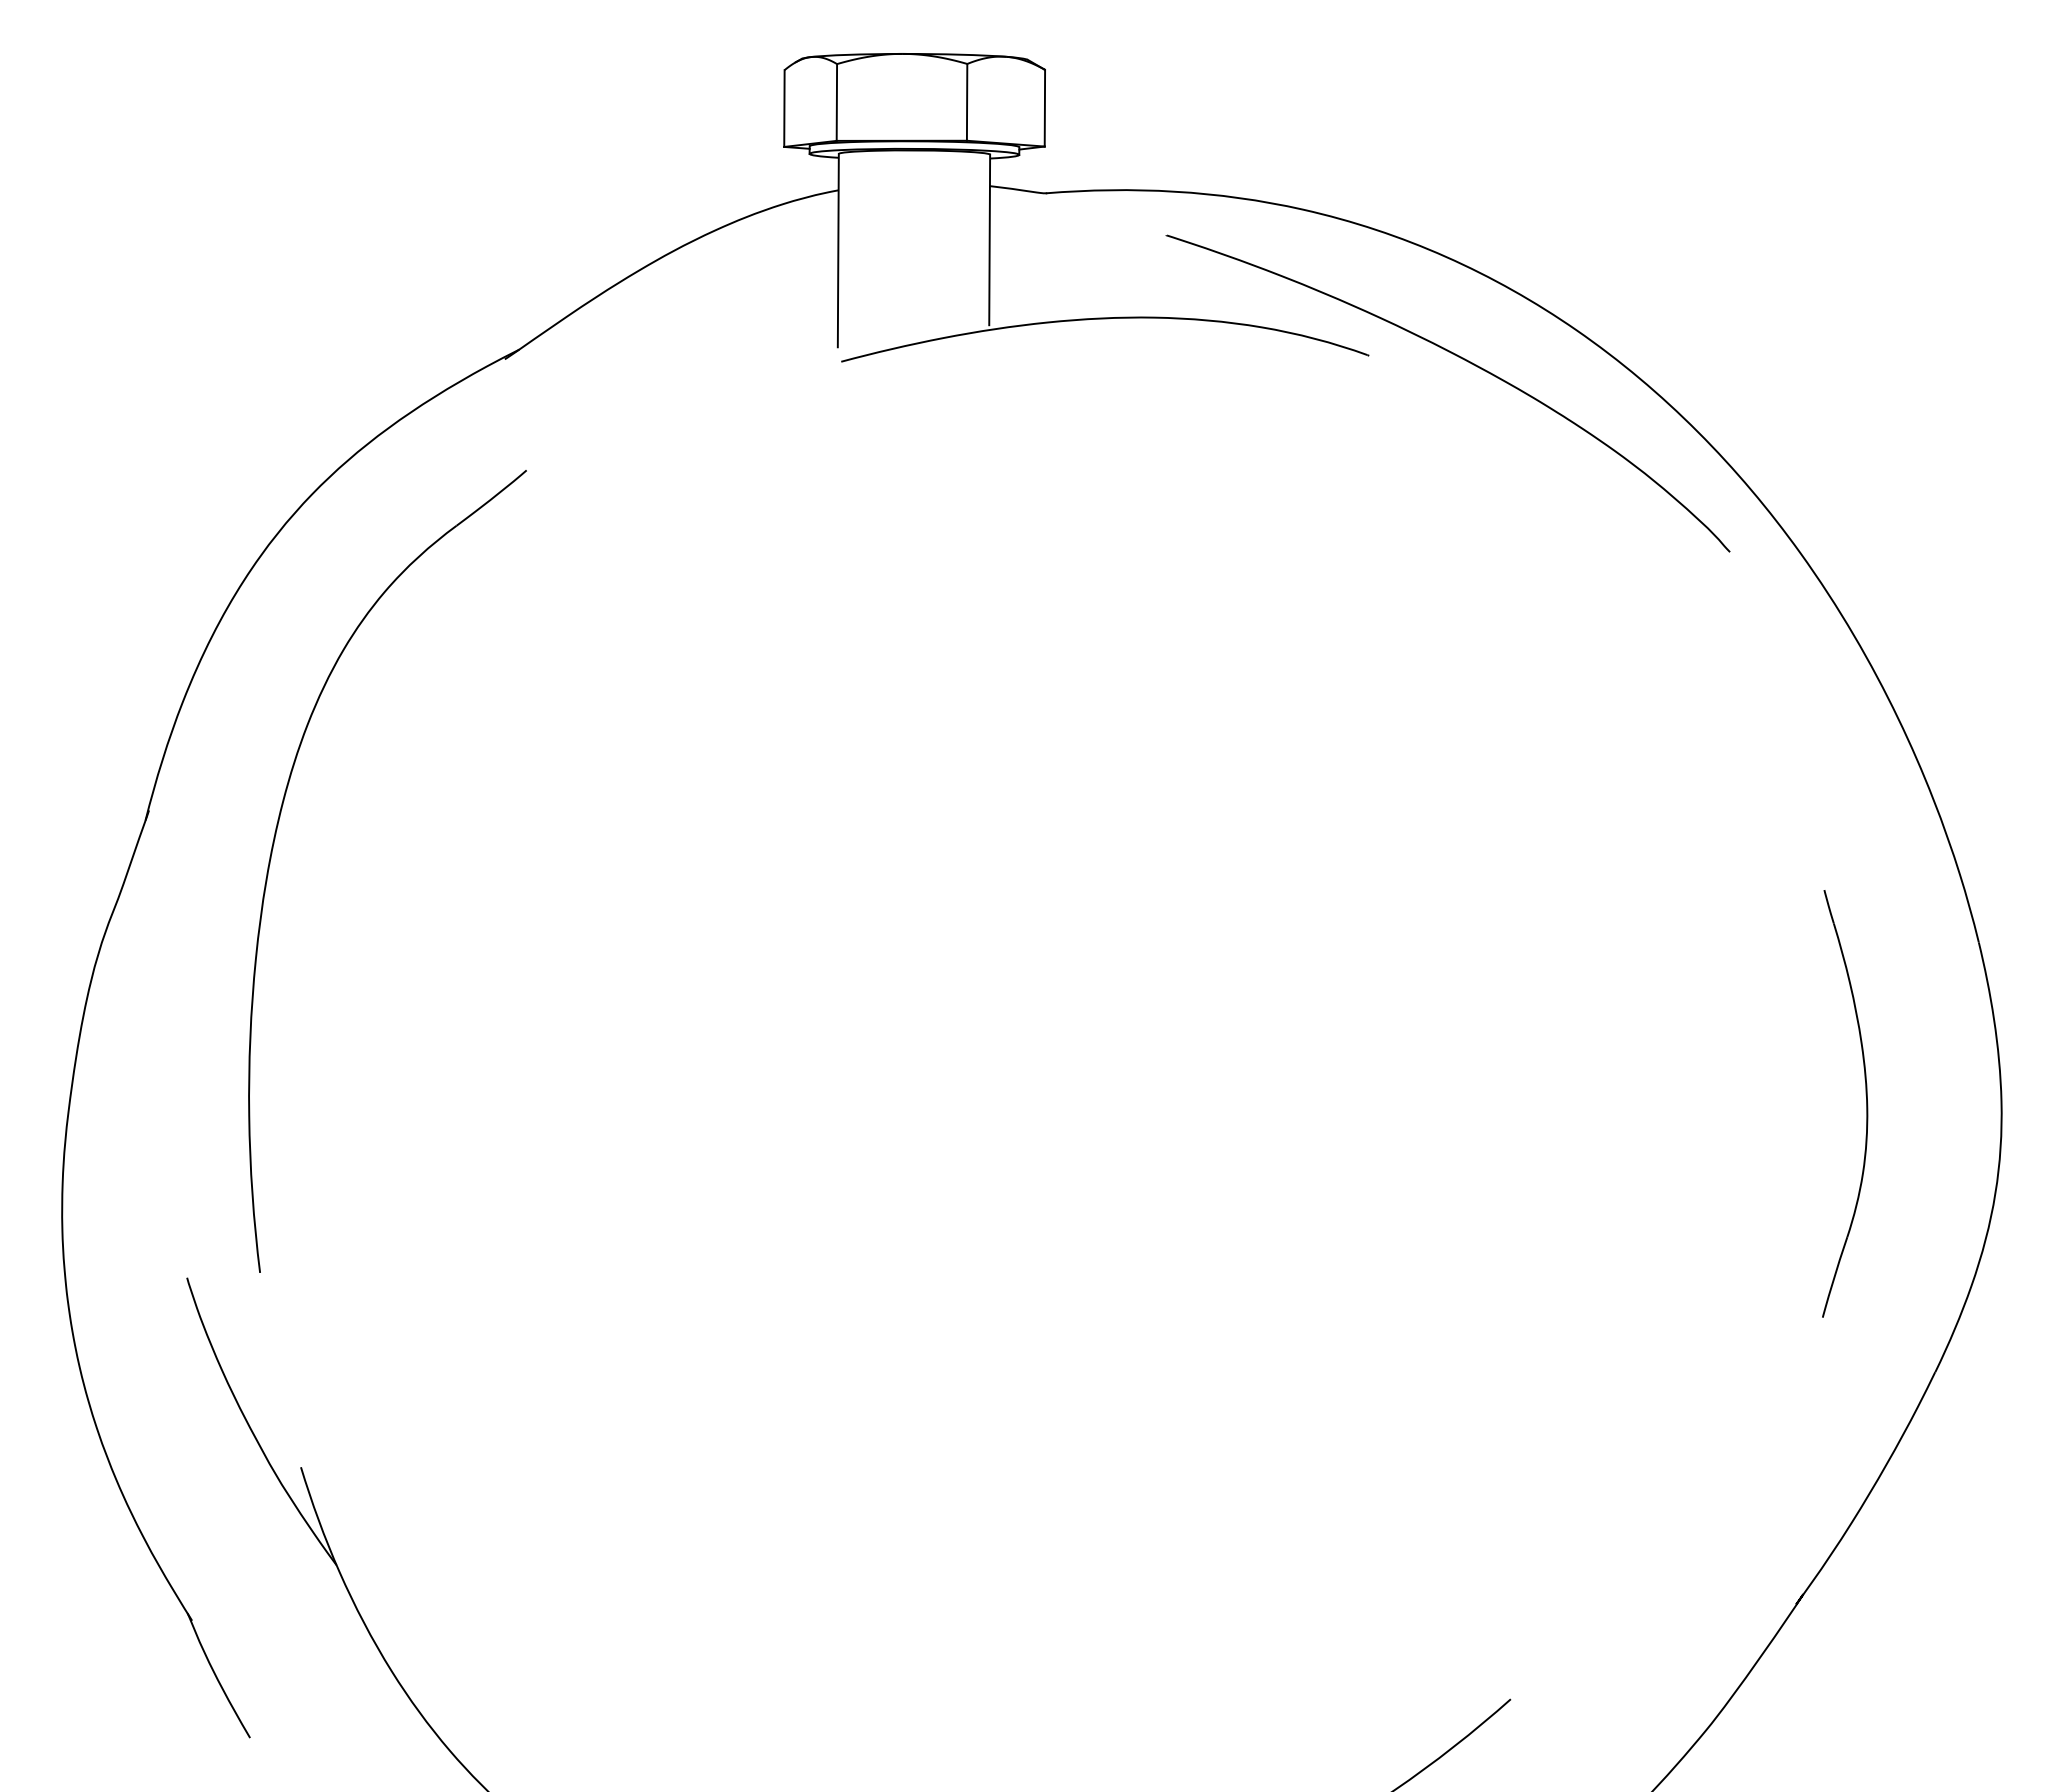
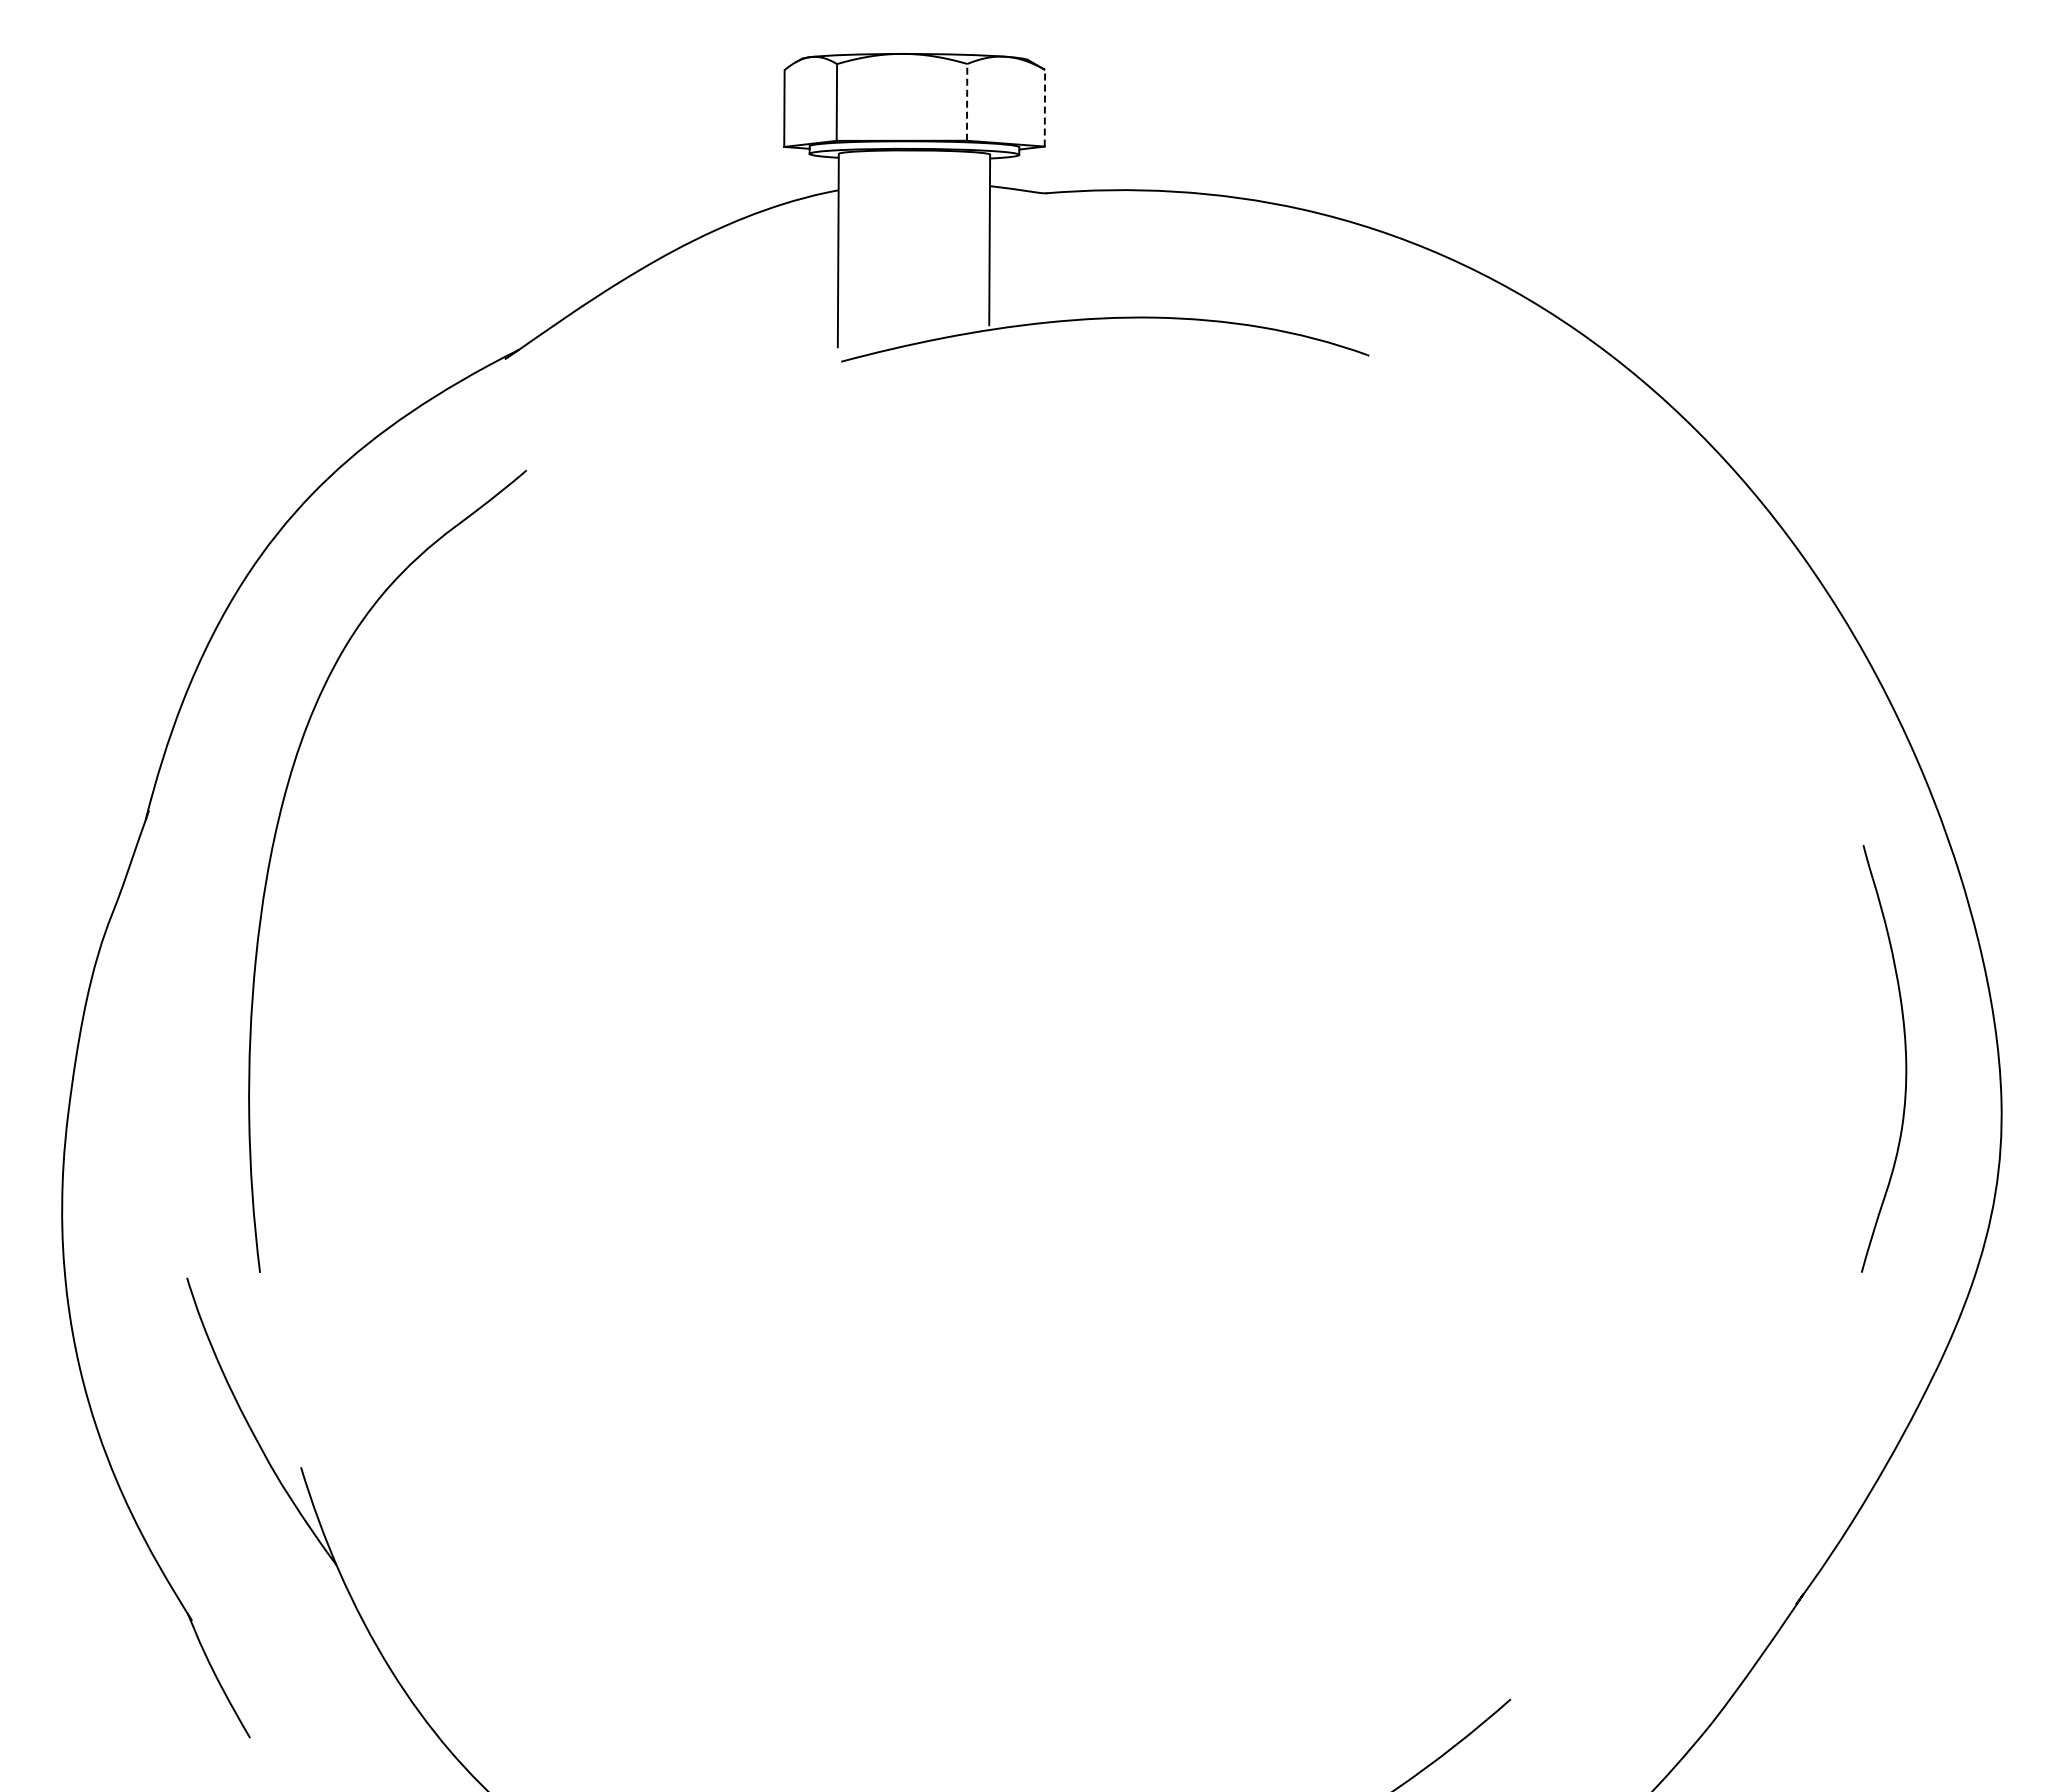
line: solid -> dashed (967, 101)
line: solid -> dashed (1044, 107)
curve: present -> none (1464, 360)
part position: (1866, 1103) -> (1905, 1058) (1905, 1058)
